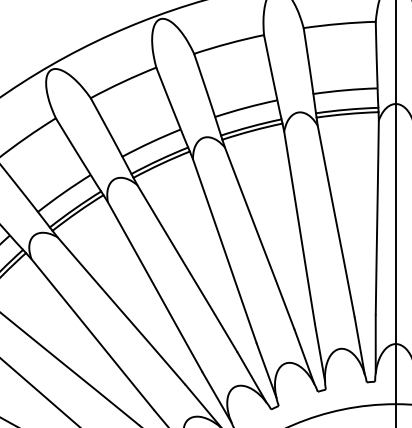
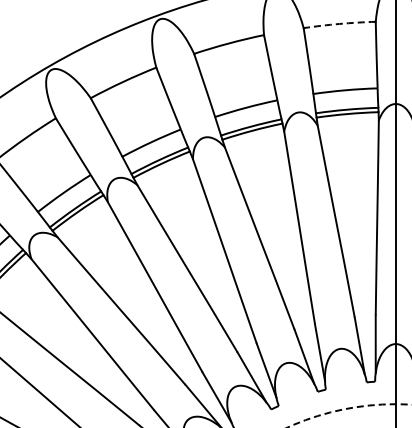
arc: solid -> dashed (339, 23)
circle: solid -> dashed (349, 415)
